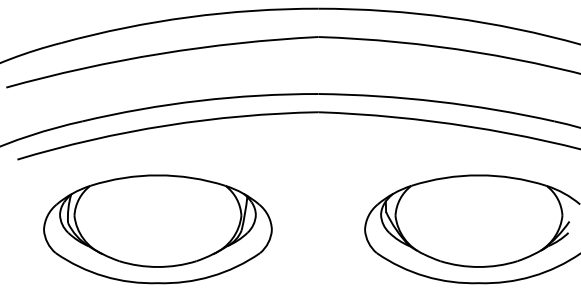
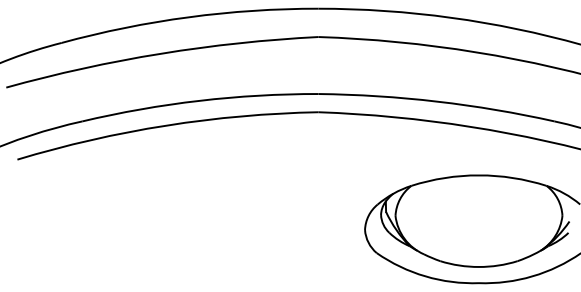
part: present -> none (157, 229)
